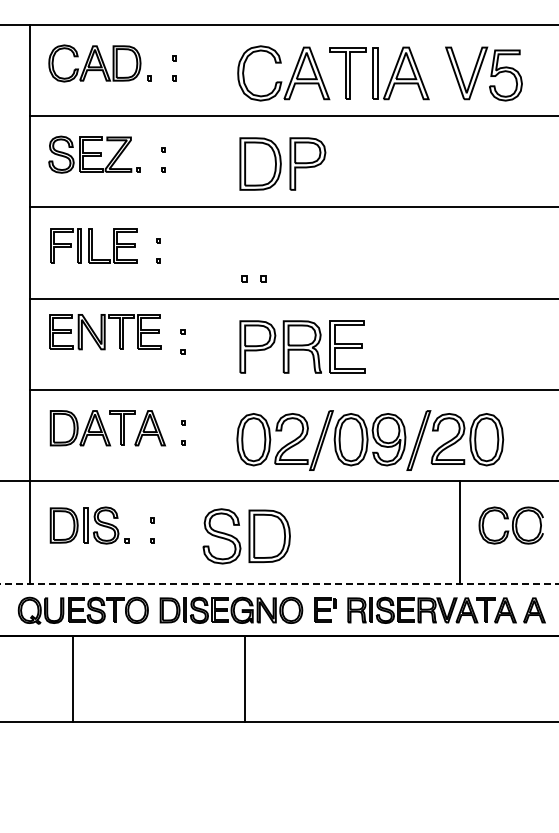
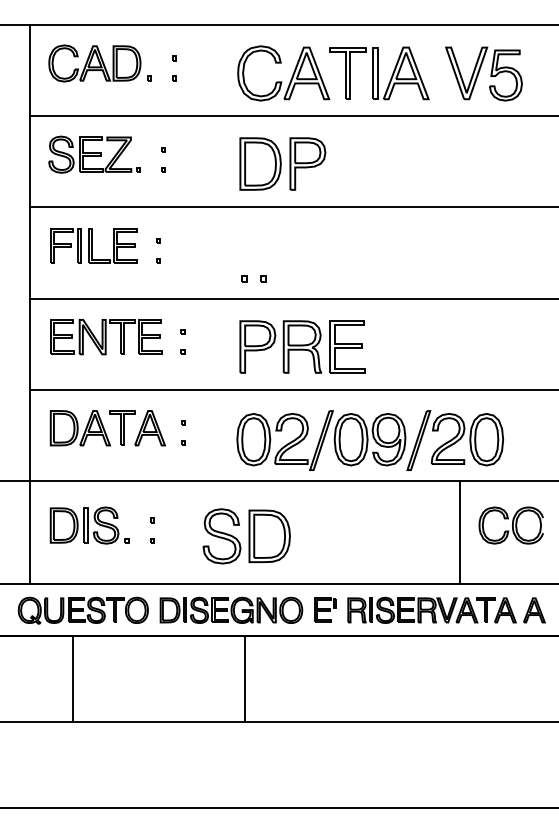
part position: (105, 332) -> (106, 337) (106, 337)
line: dashed -> solid (279, 584)
line: none -> present (278, 808)
